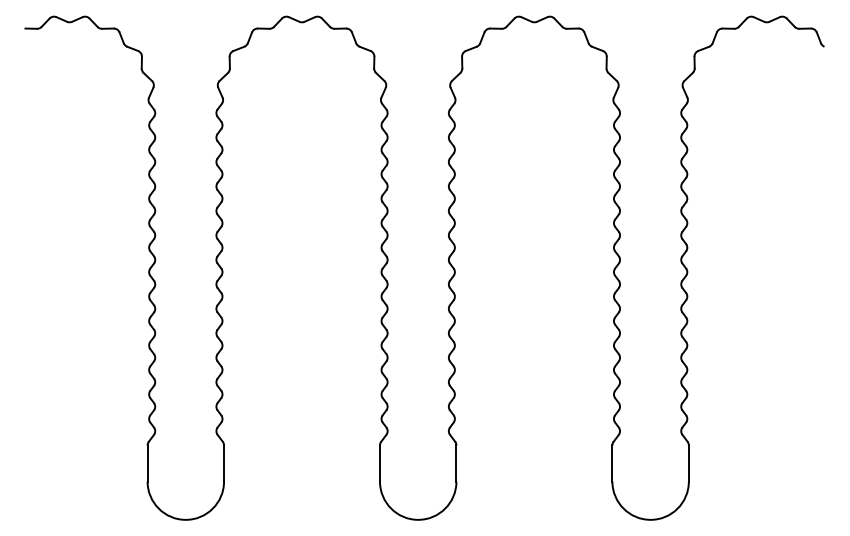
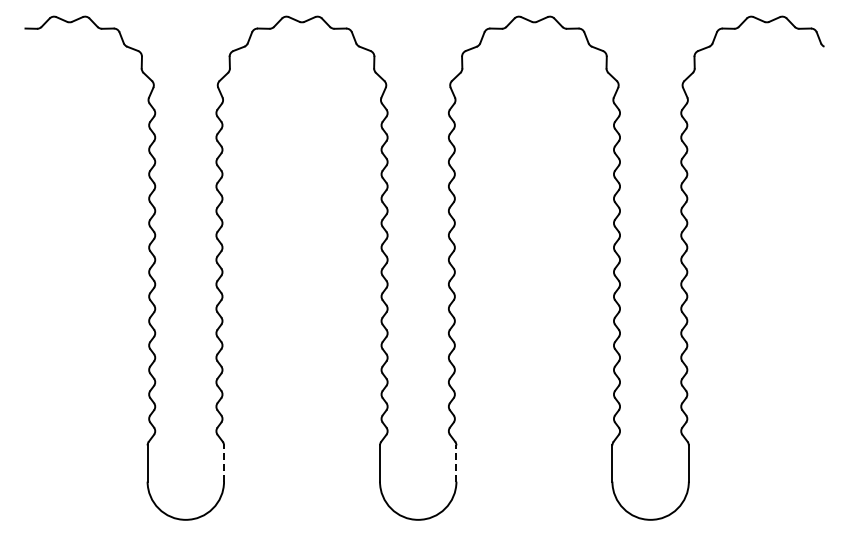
line: solid -> dashed (224, 463)
line: solid -> dashed (456, 463)
